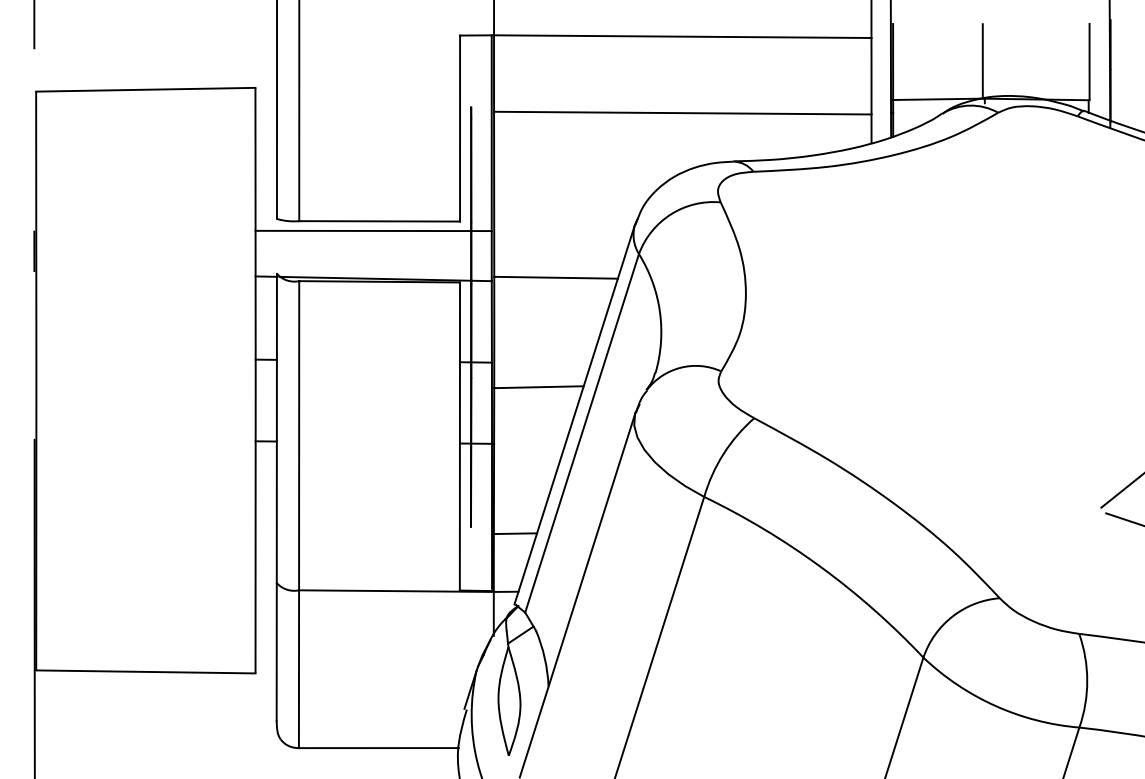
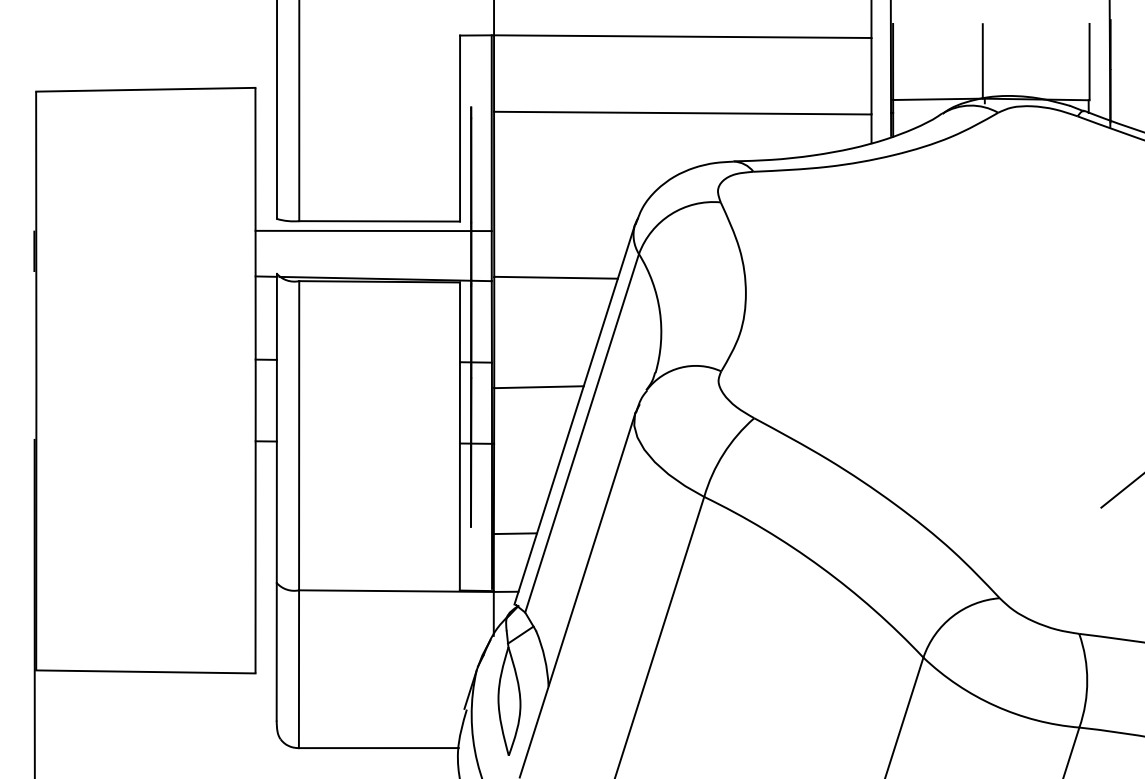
line: present -> none (34, 25)
line: present -> none (1123, 519)
